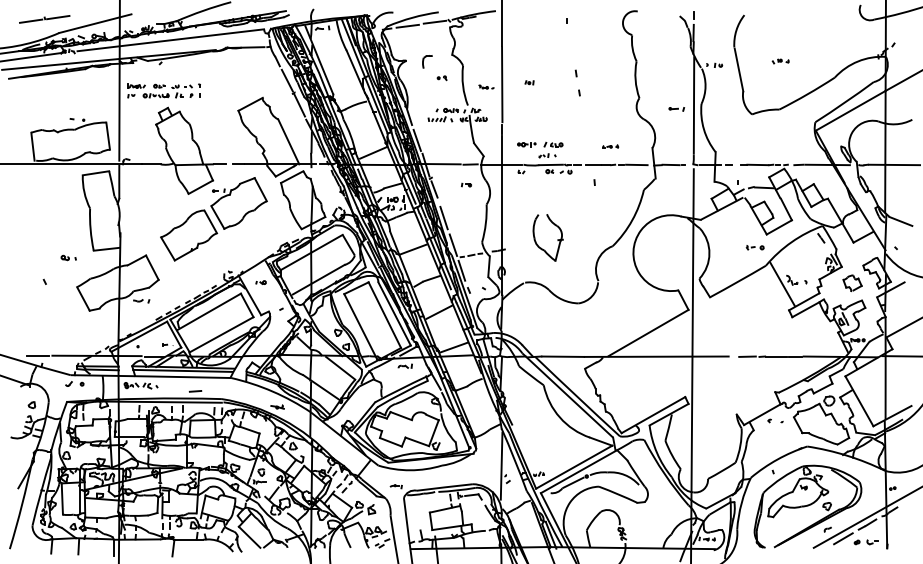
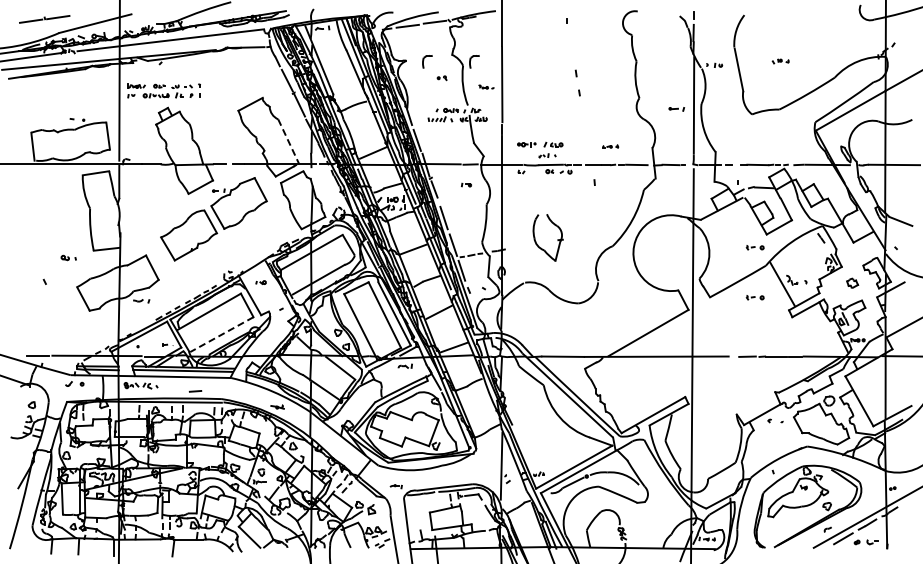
part: none -> present (474, 61)
part: present -> none (529, 82)
line: solid -> dashed (288, 141)
part size: 21x19 px -> 14x12 px (852, 282)
part: none -> present (754, 297)
line: solid -> dashed (221, 334)
